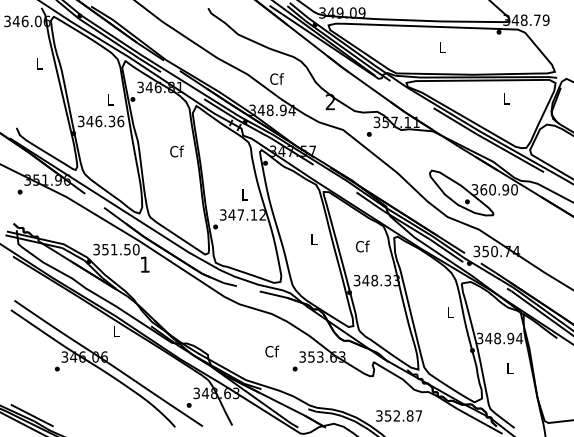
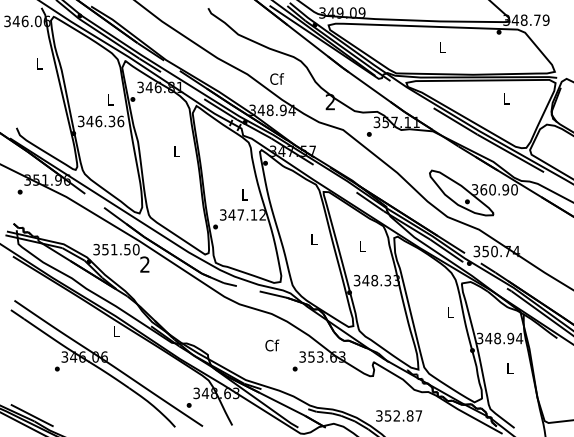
text: Cf -> L (177, 151)
text: Cf -> L (362, 246)
text: 1 -> 2 (144, 264)
text position: (272, 351) -> (272, 345) (272, 345)
